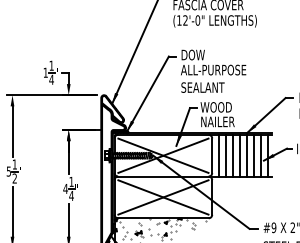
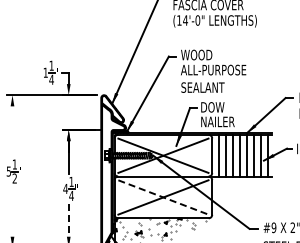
text: (12'-0" -> (14'-0" (185, 20)
text: DOW -> WOOD (196, 54)
text: WOOD -> DOW (215, 107)
line: present -> none (12, 131)
line: solid -> dashed (163, 197)
line: present -> none (12, 211)
line: solid -> dashed (68, 220)
